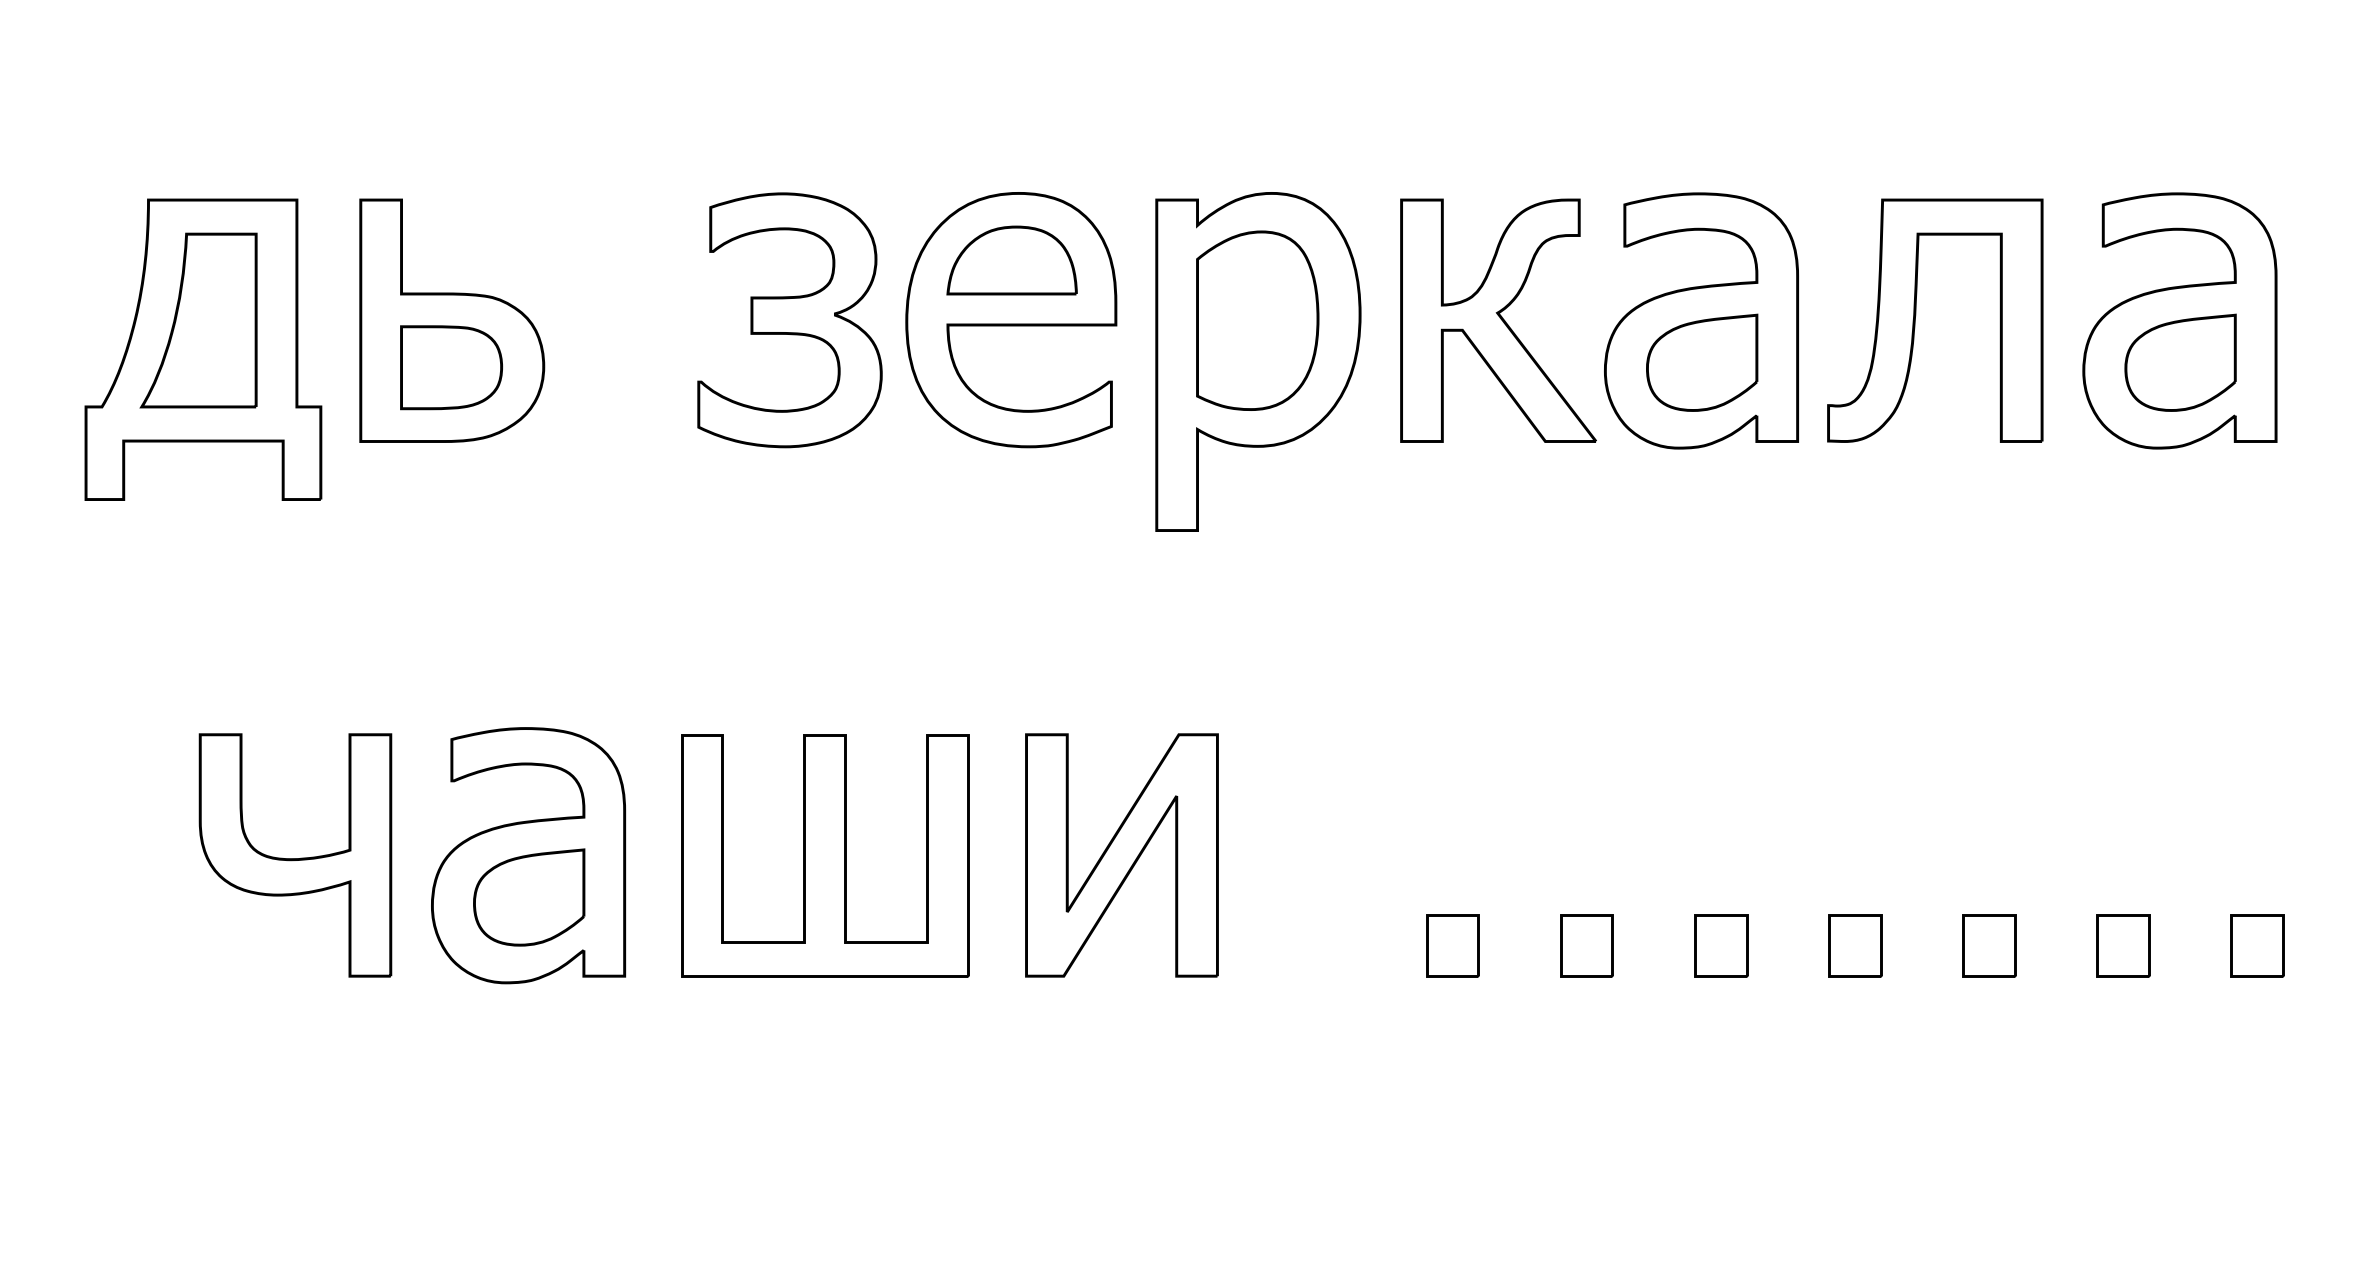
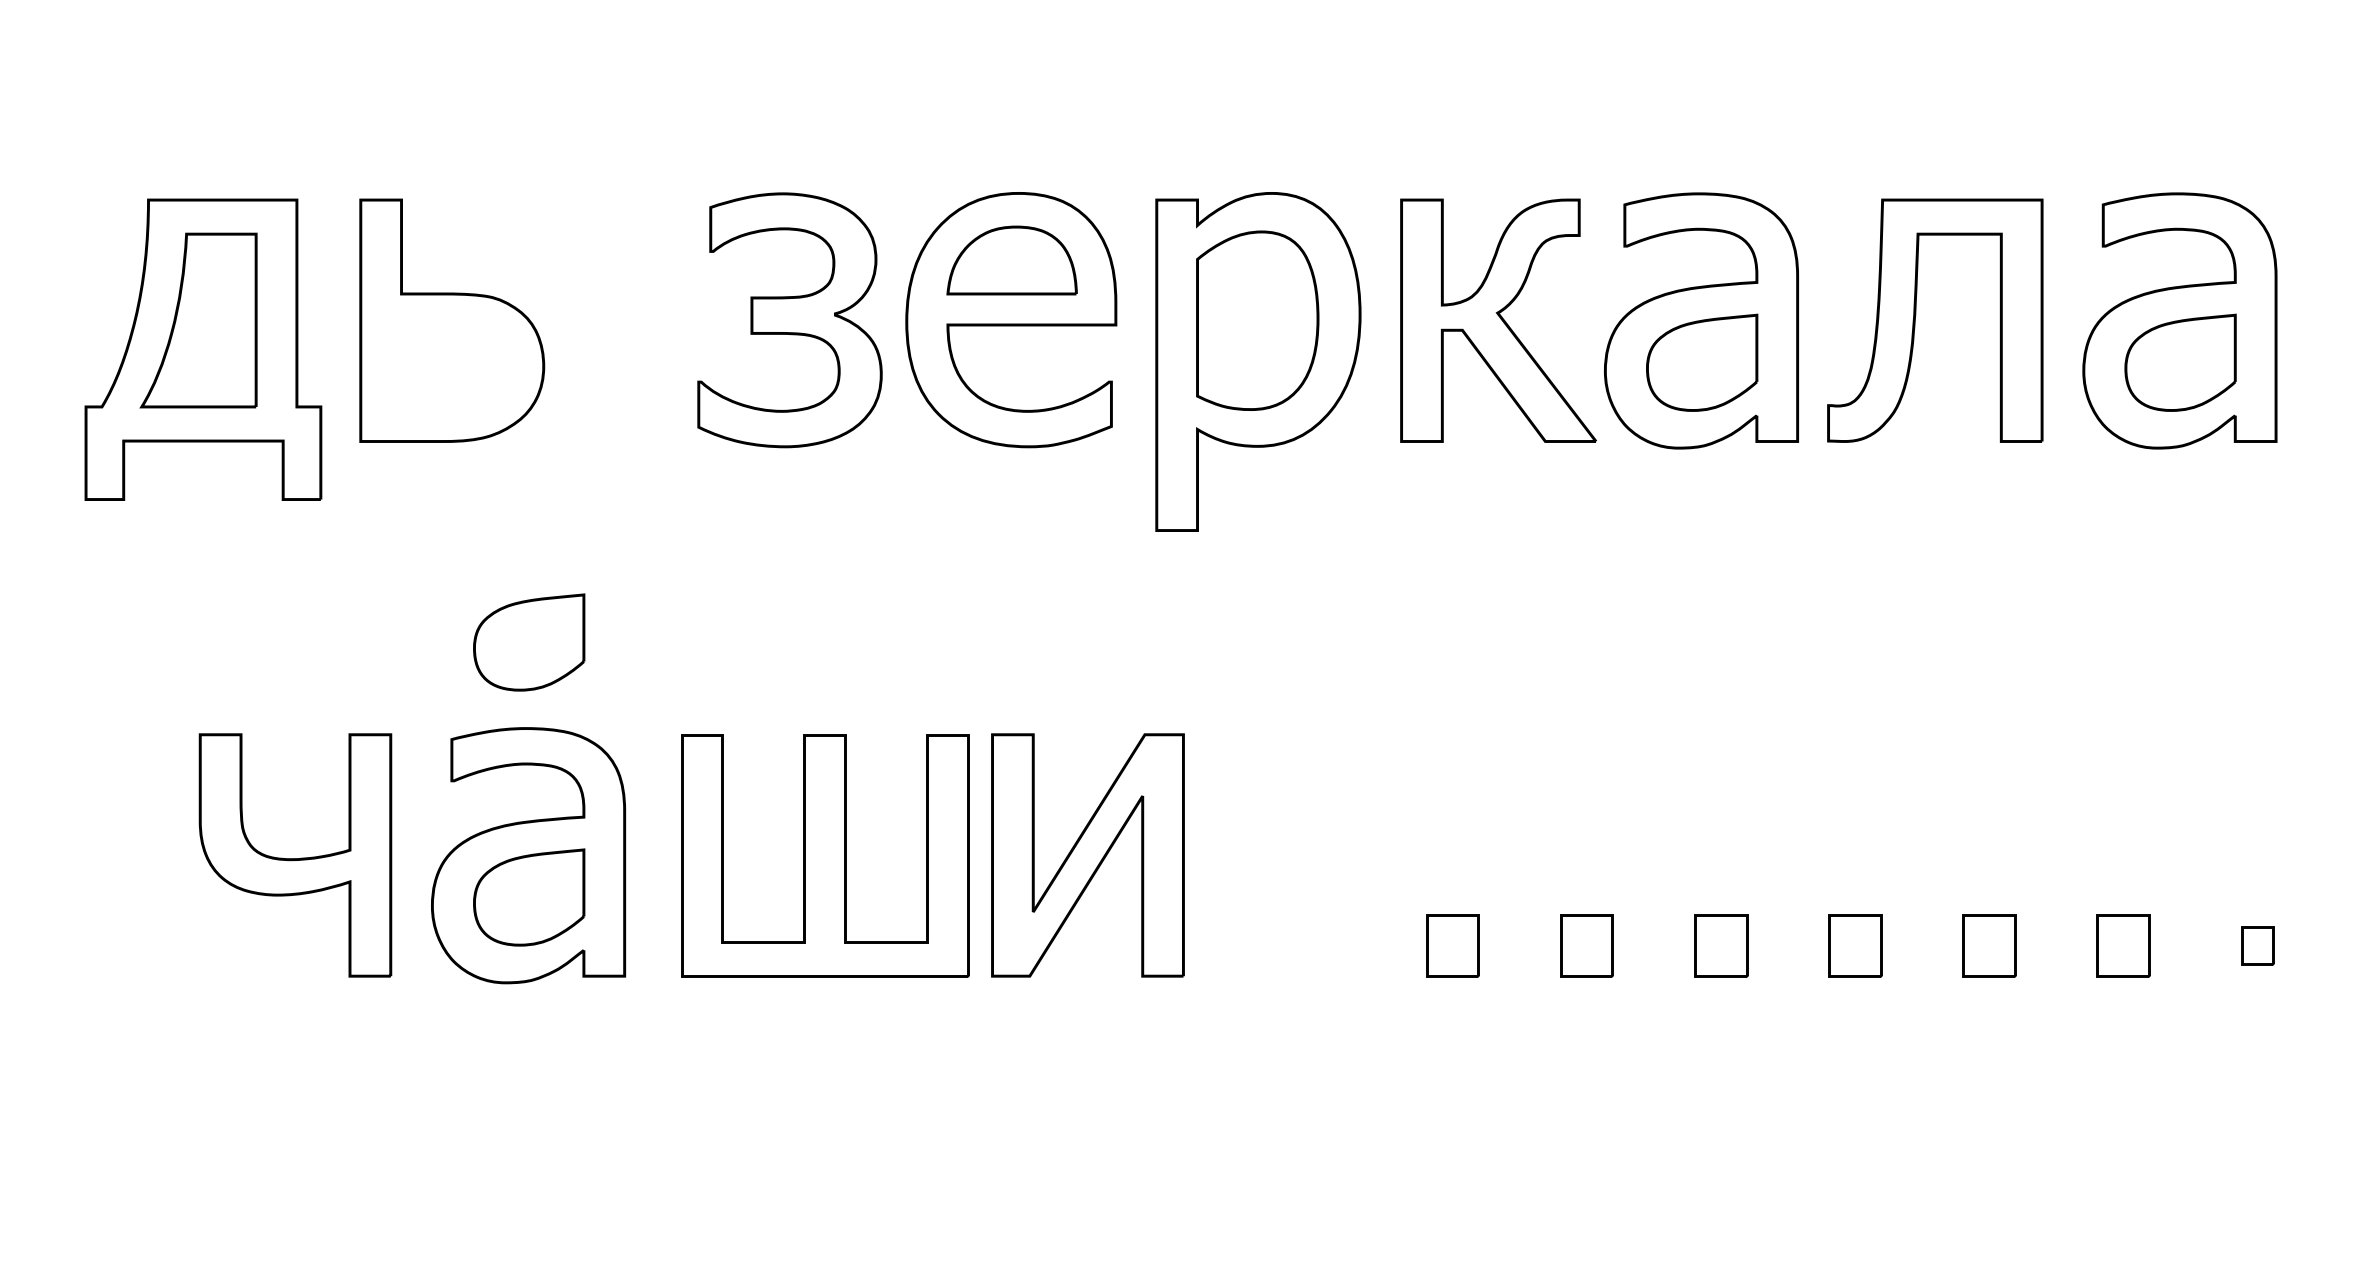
part: present -> none (451, 367)
part: none -> present (529, 642)
part position: (1121, 855) -> (1087, 855) (1087, 855)
part size: 55x64 px -> 34x40 px (2257, 945)
